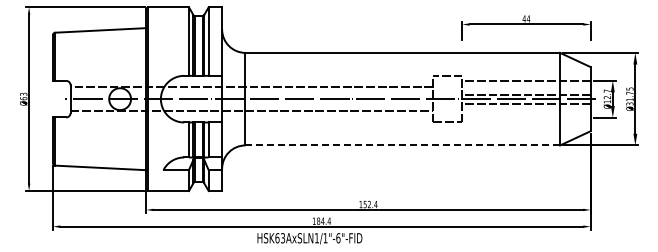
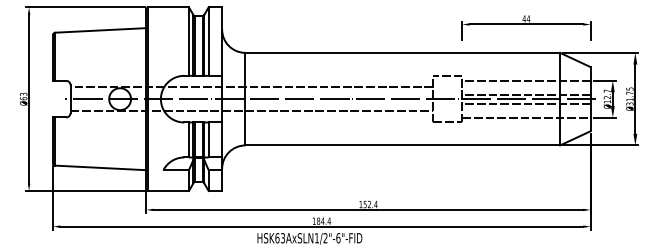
line: none -> present (526, 117)
line: dashed -> solid (403, 145)
text: HSK63AxSLN1/1"-6"-FID -> HSK63AxSLN1/2"-6"-FID (325, 238)
